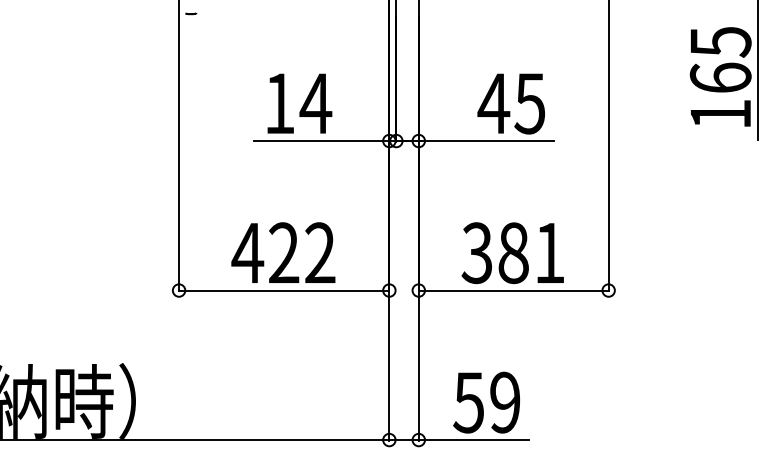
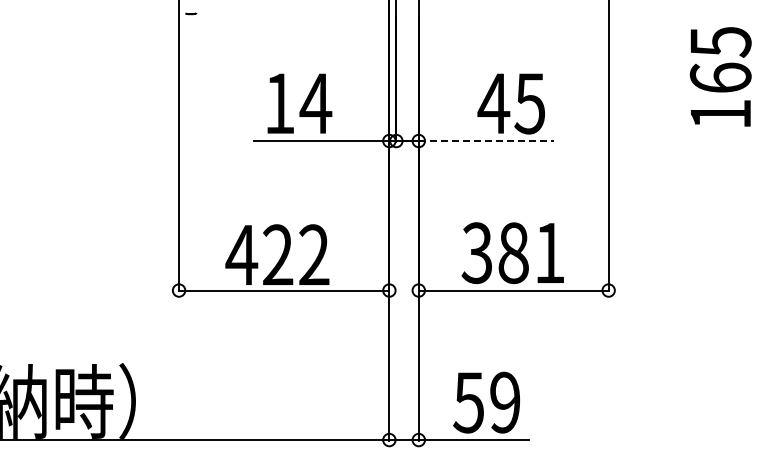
line: present -> none (758, 70)
line: solid -> dashed (486, 141)
text position: (283, 252) -> (277, 254) (277, 254)
